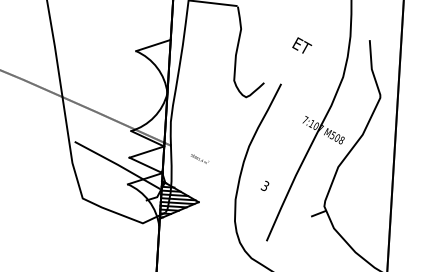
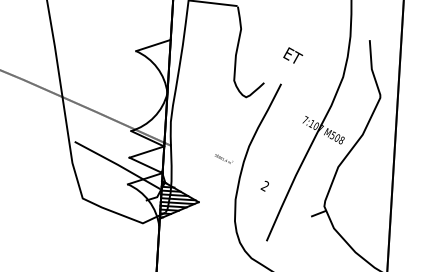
text position: (302, 45) -> (293, 55) (293, 55)
text position: (199, 158) -> (223, 158) (223, 158)
text: 3 -> 2 (264, 186)
